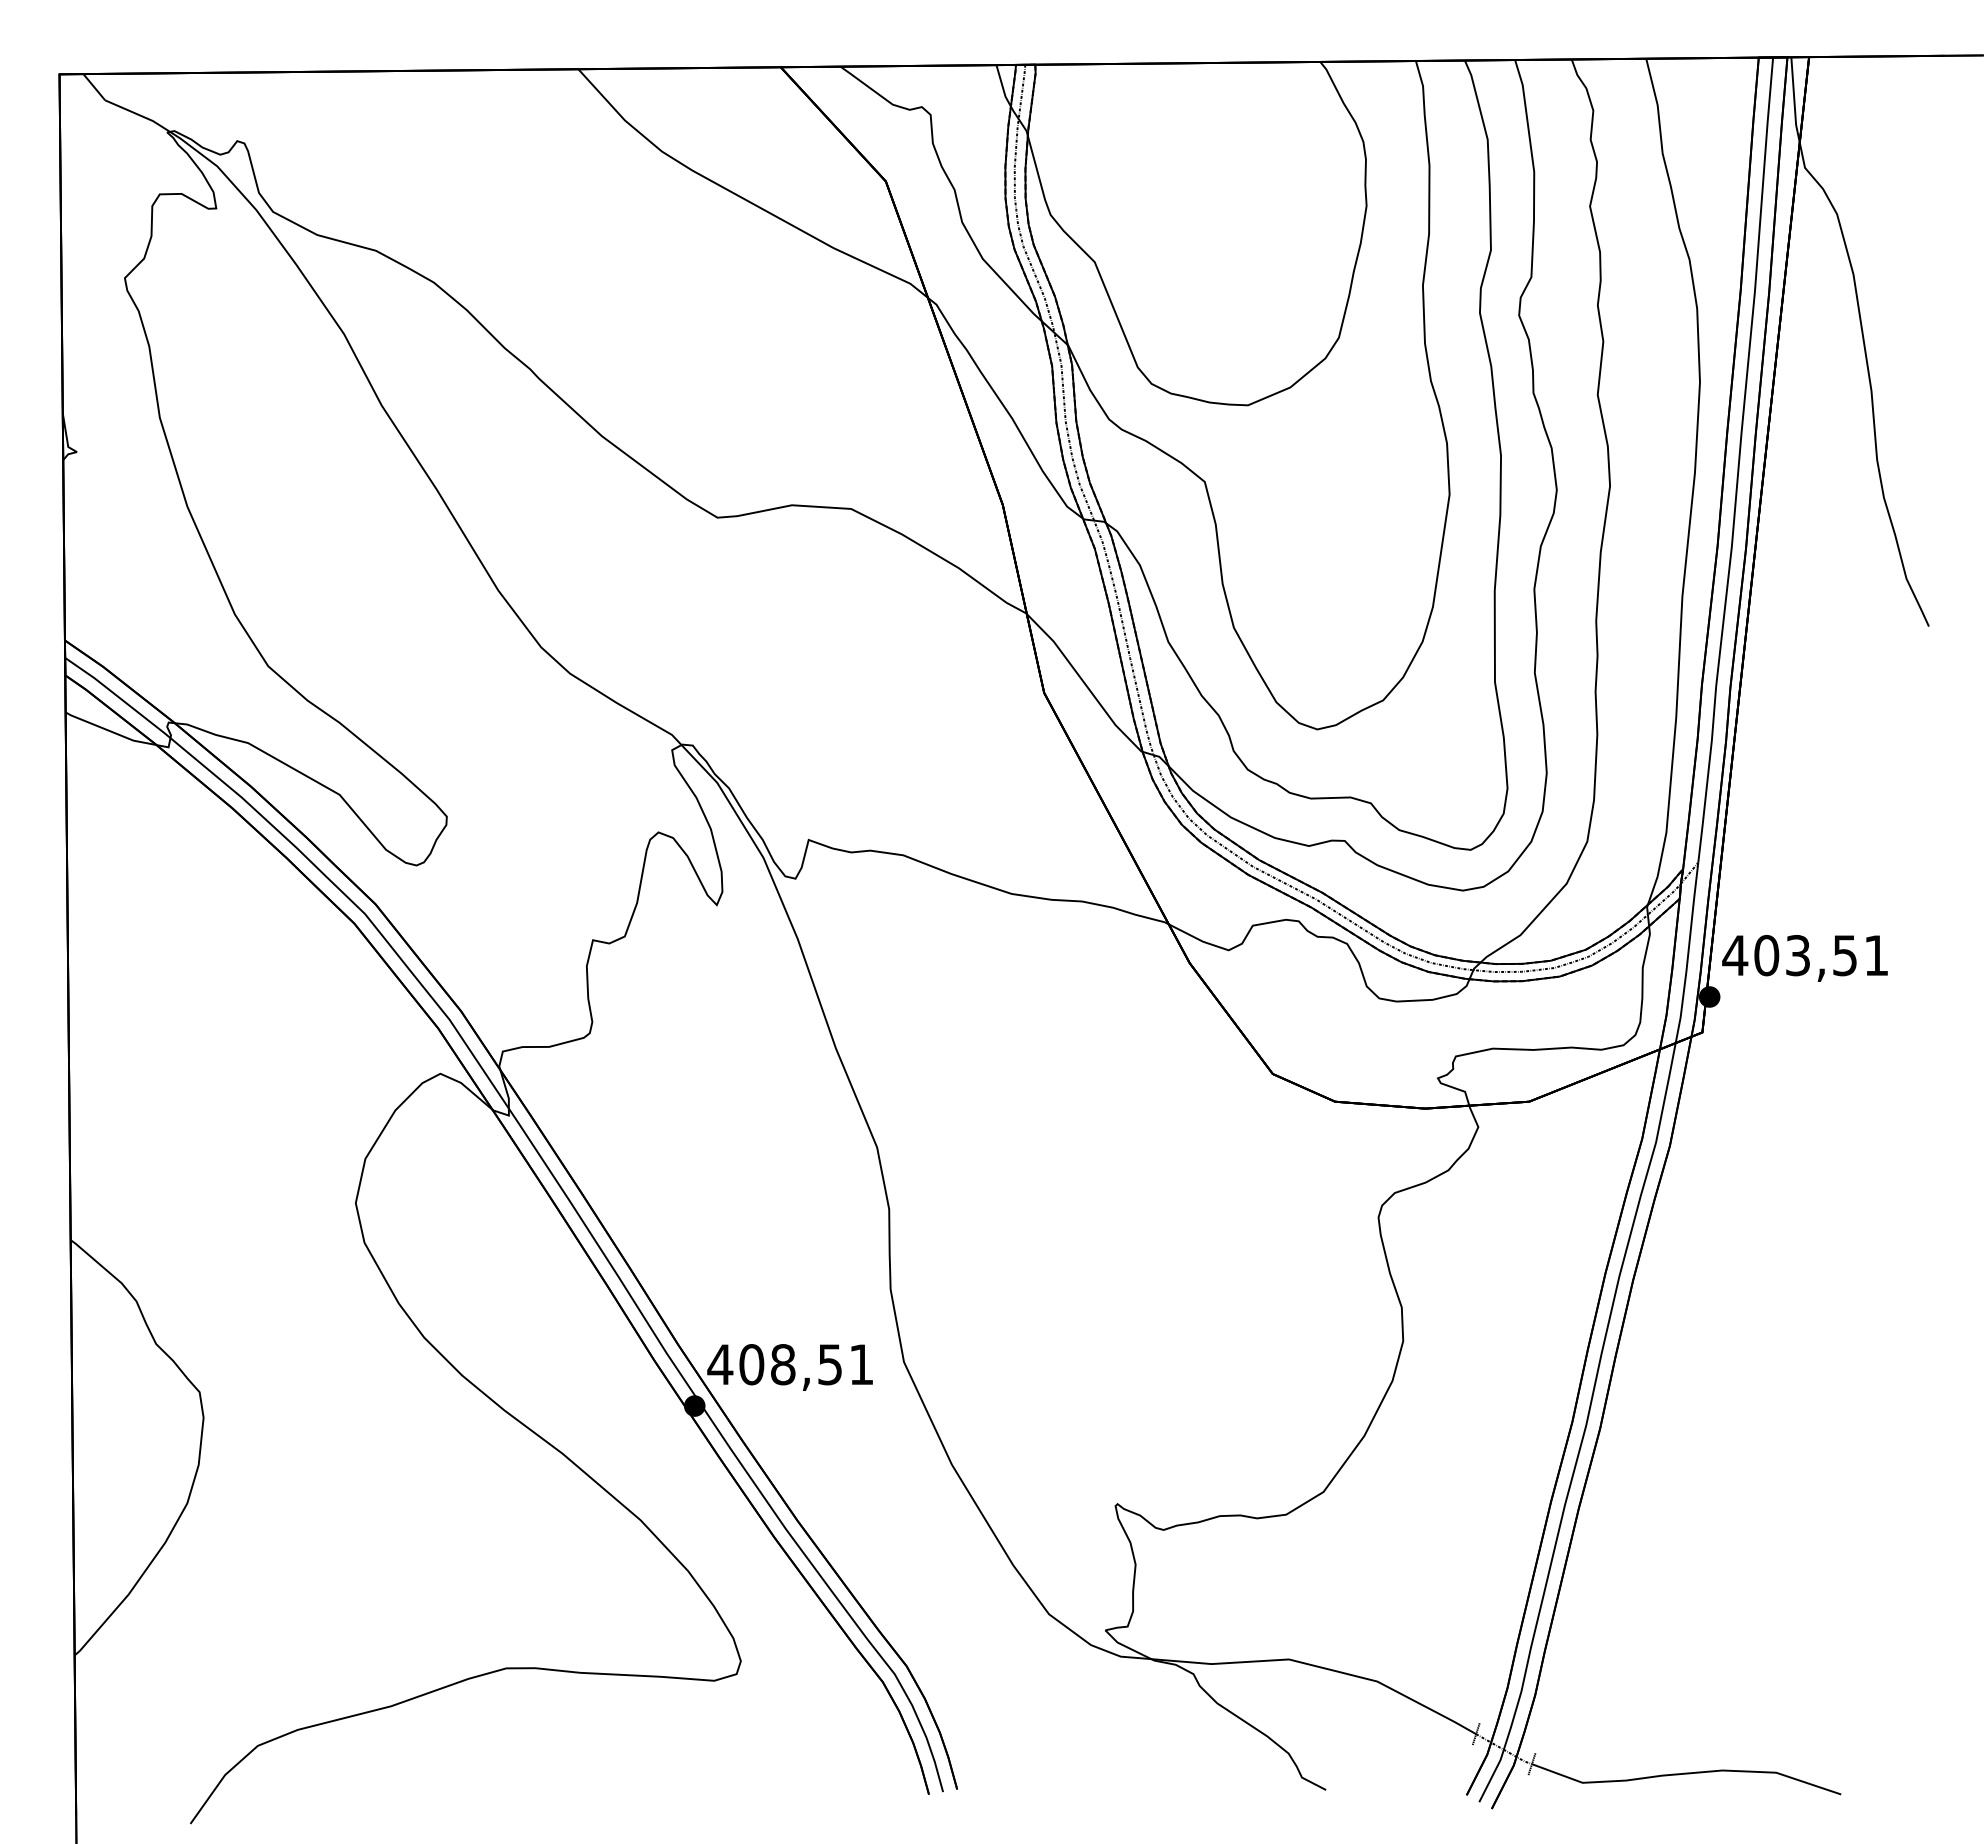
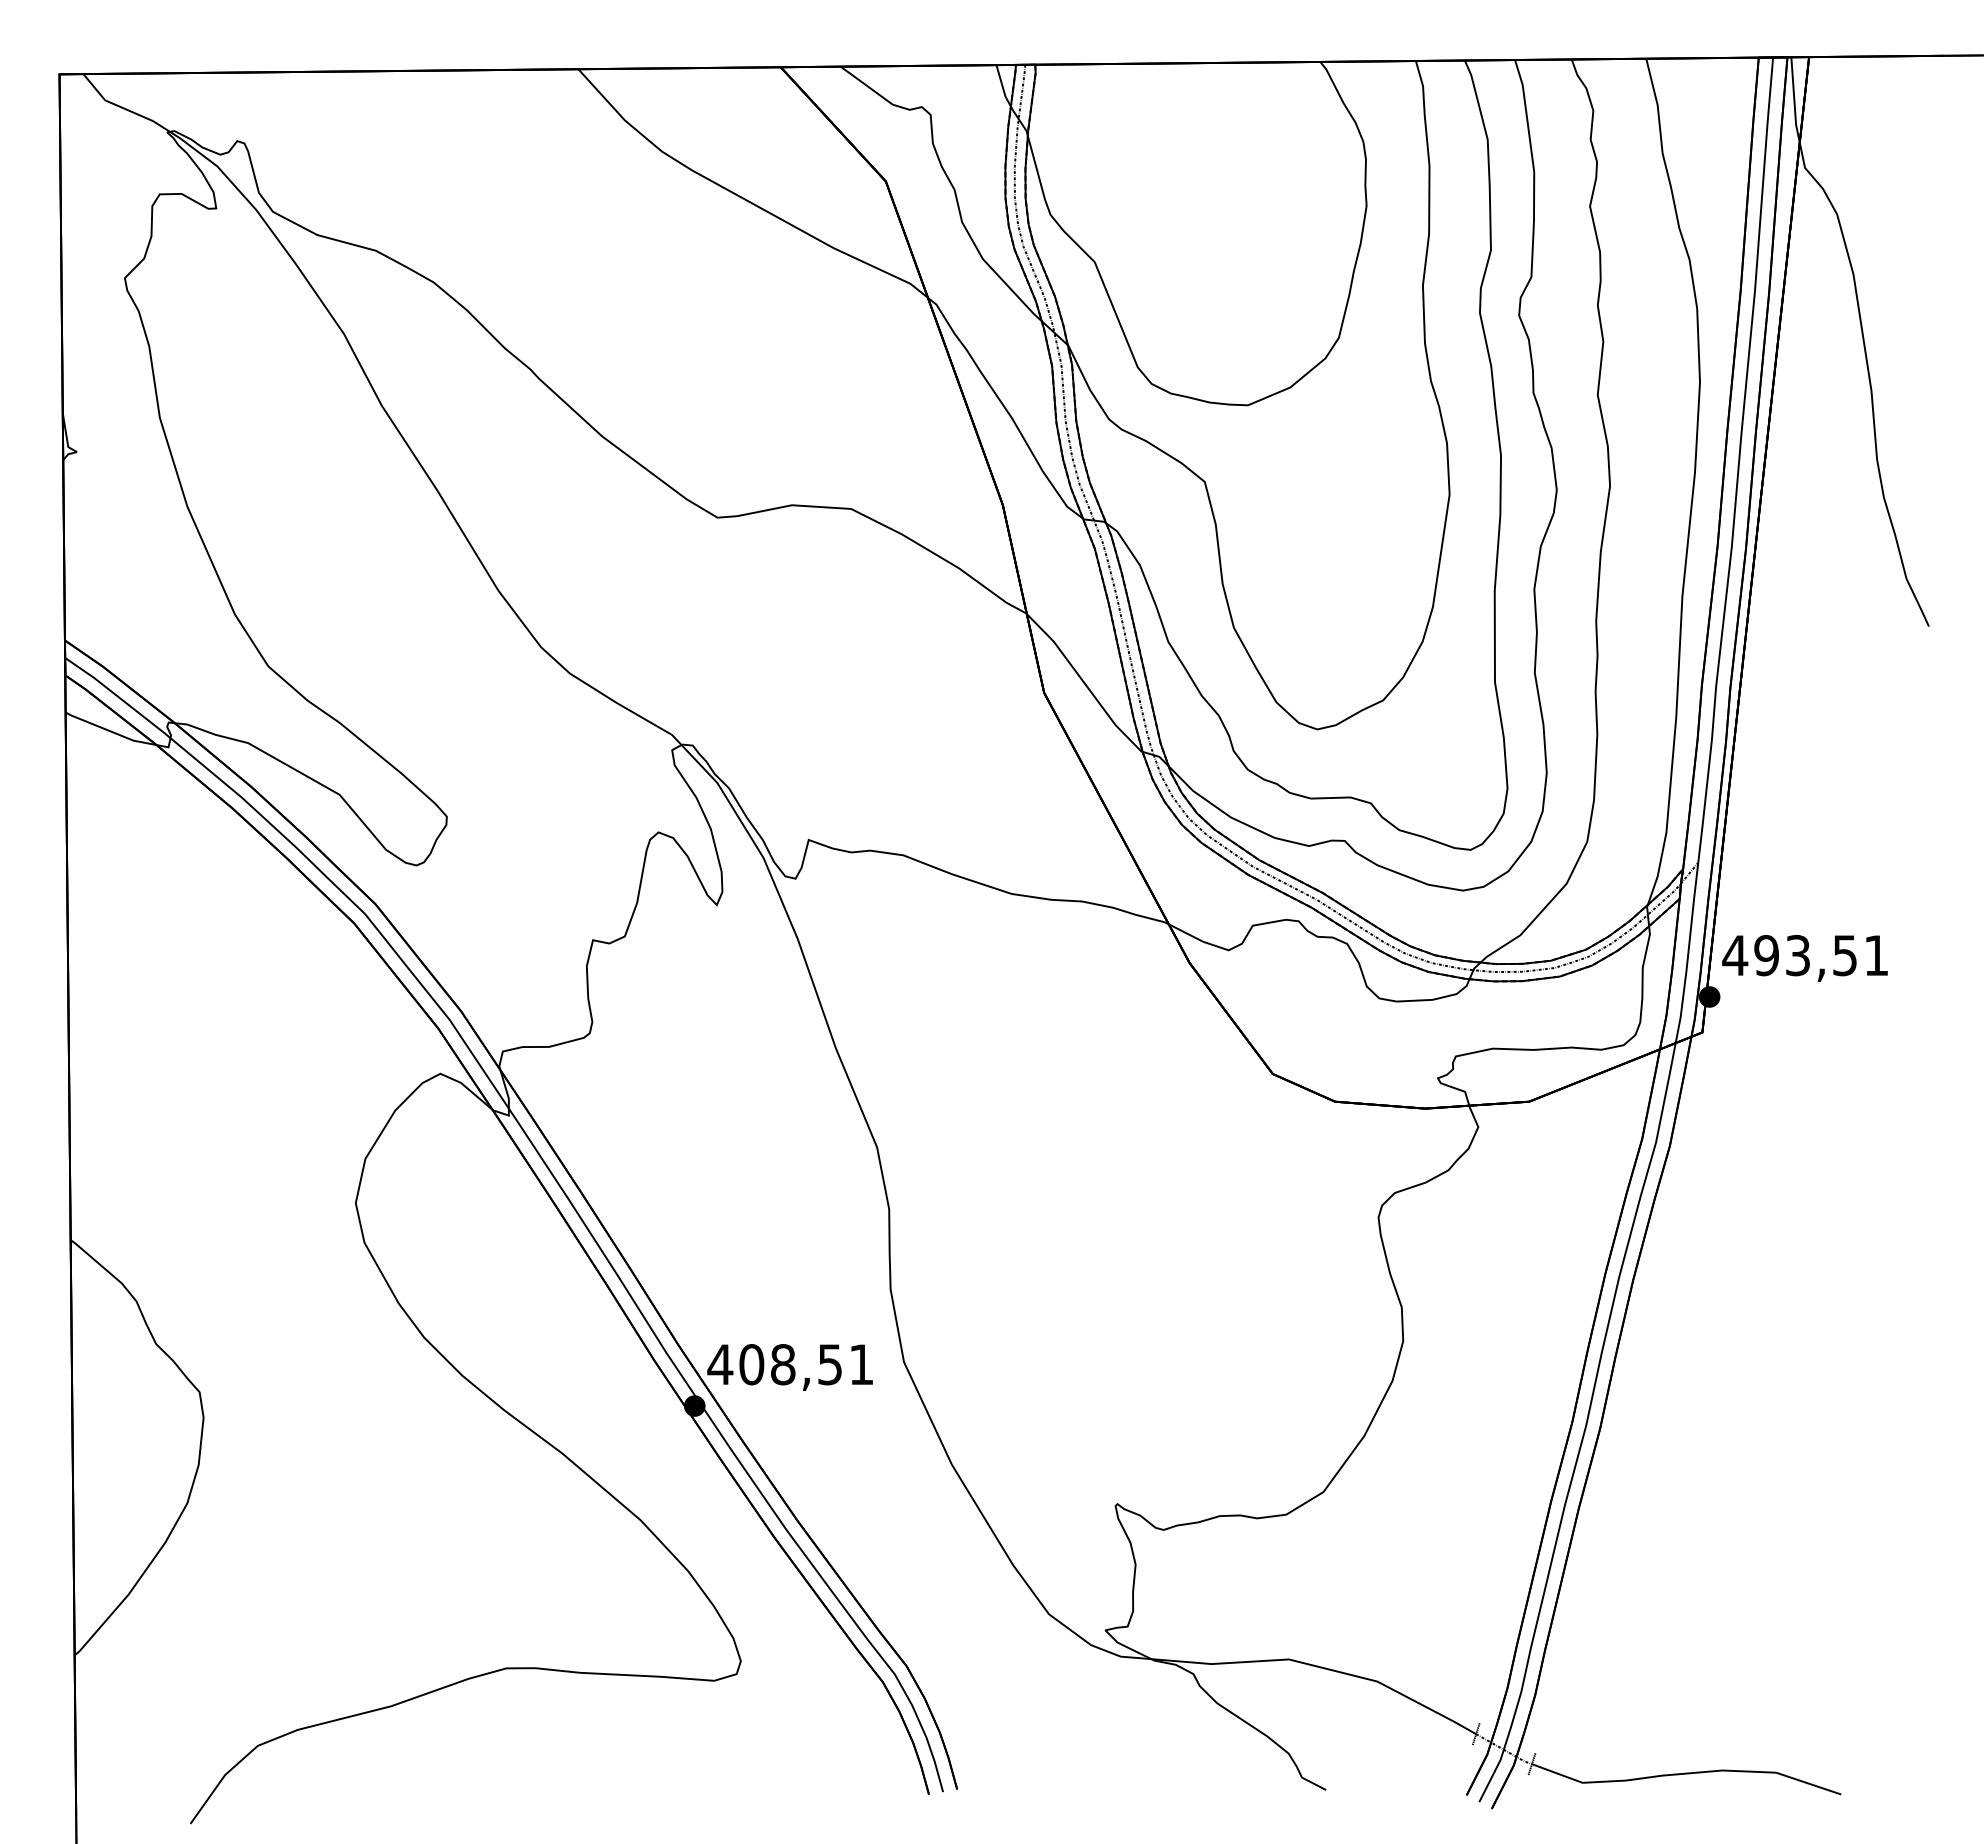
text: 403,51 -> 493,51 (1766, 955)
